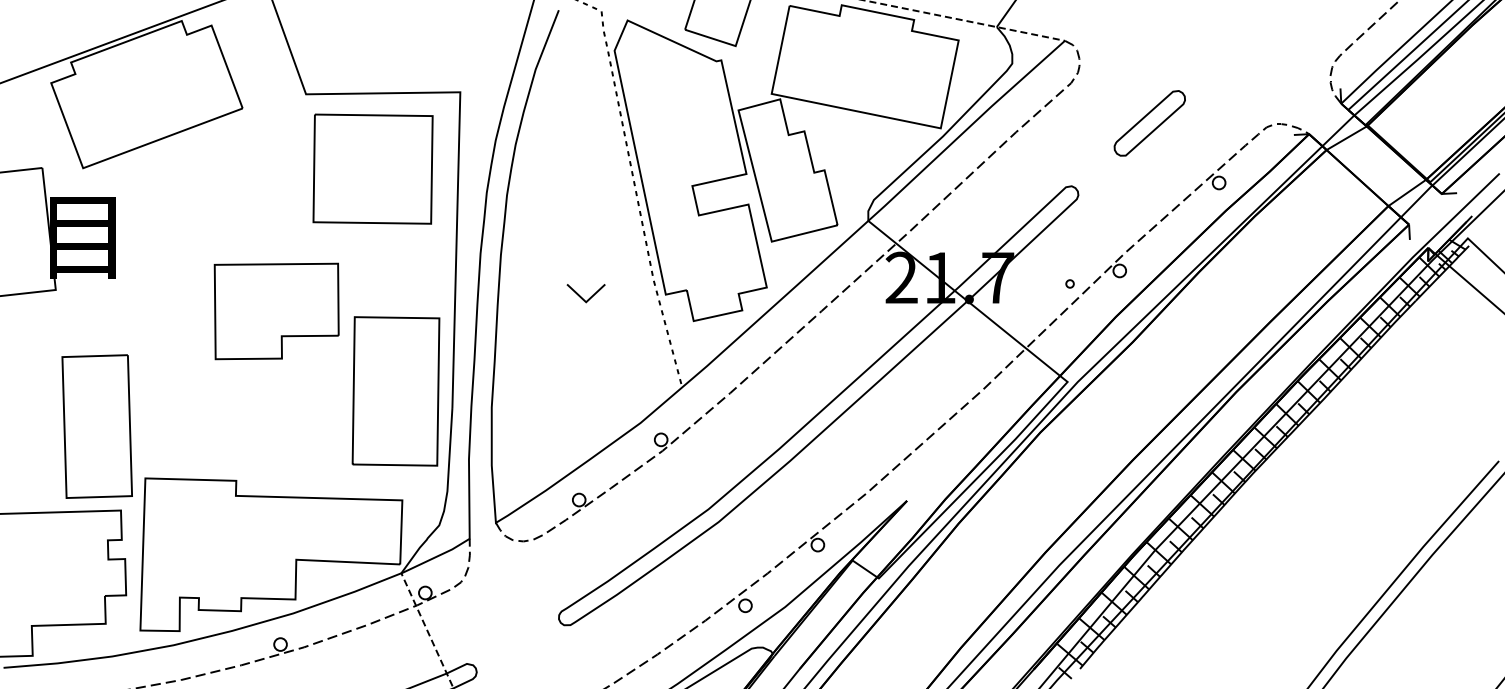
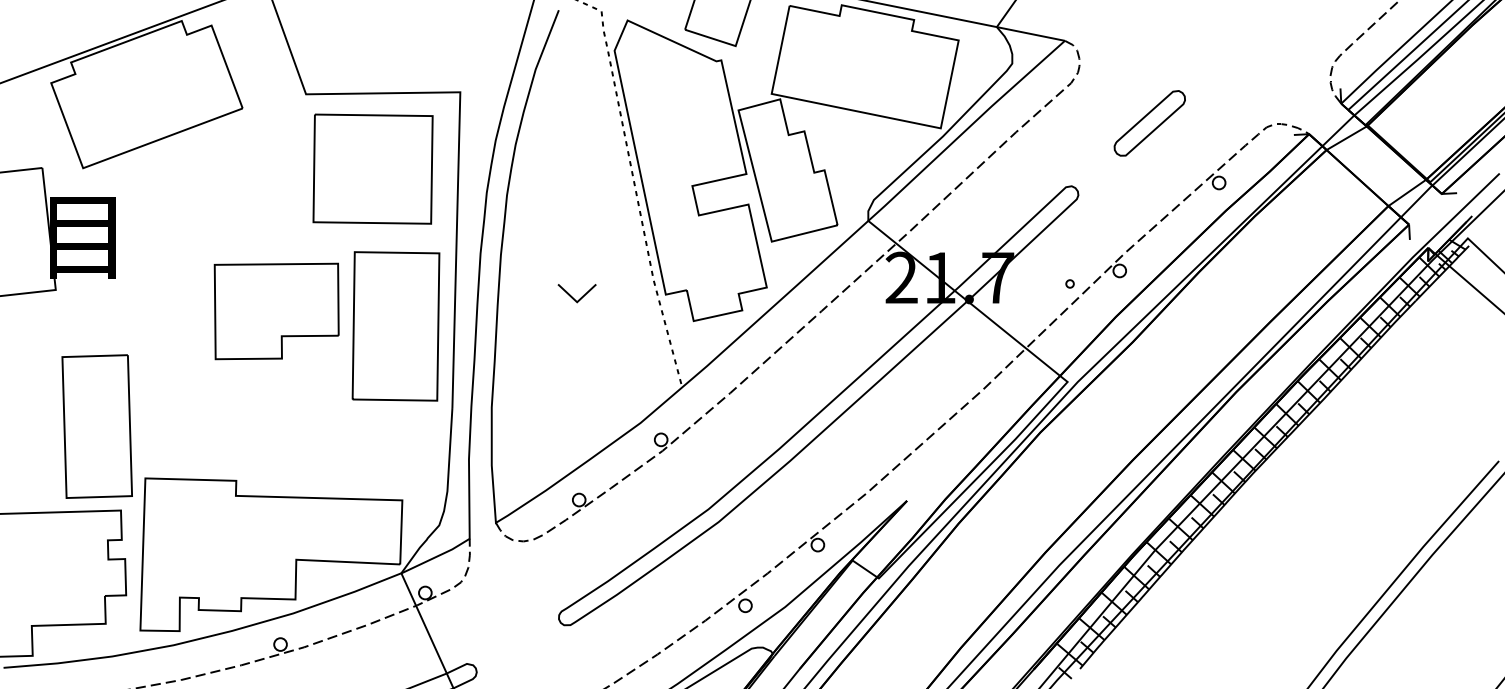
line: dashed -> solid (964, 20)
part position: (585, 293) -> (576, 293) (576, 293)
part position: (395, 391) -> (395, 326) (395, 326)
line: dashed -> solid (427, 630)
